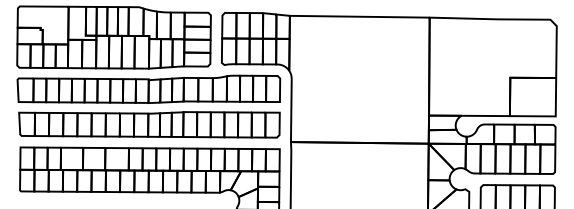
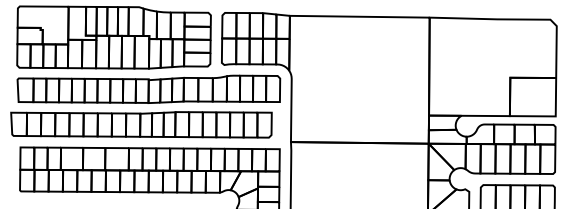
part position: (149, 124) -> (141, 124) (141, 124)
